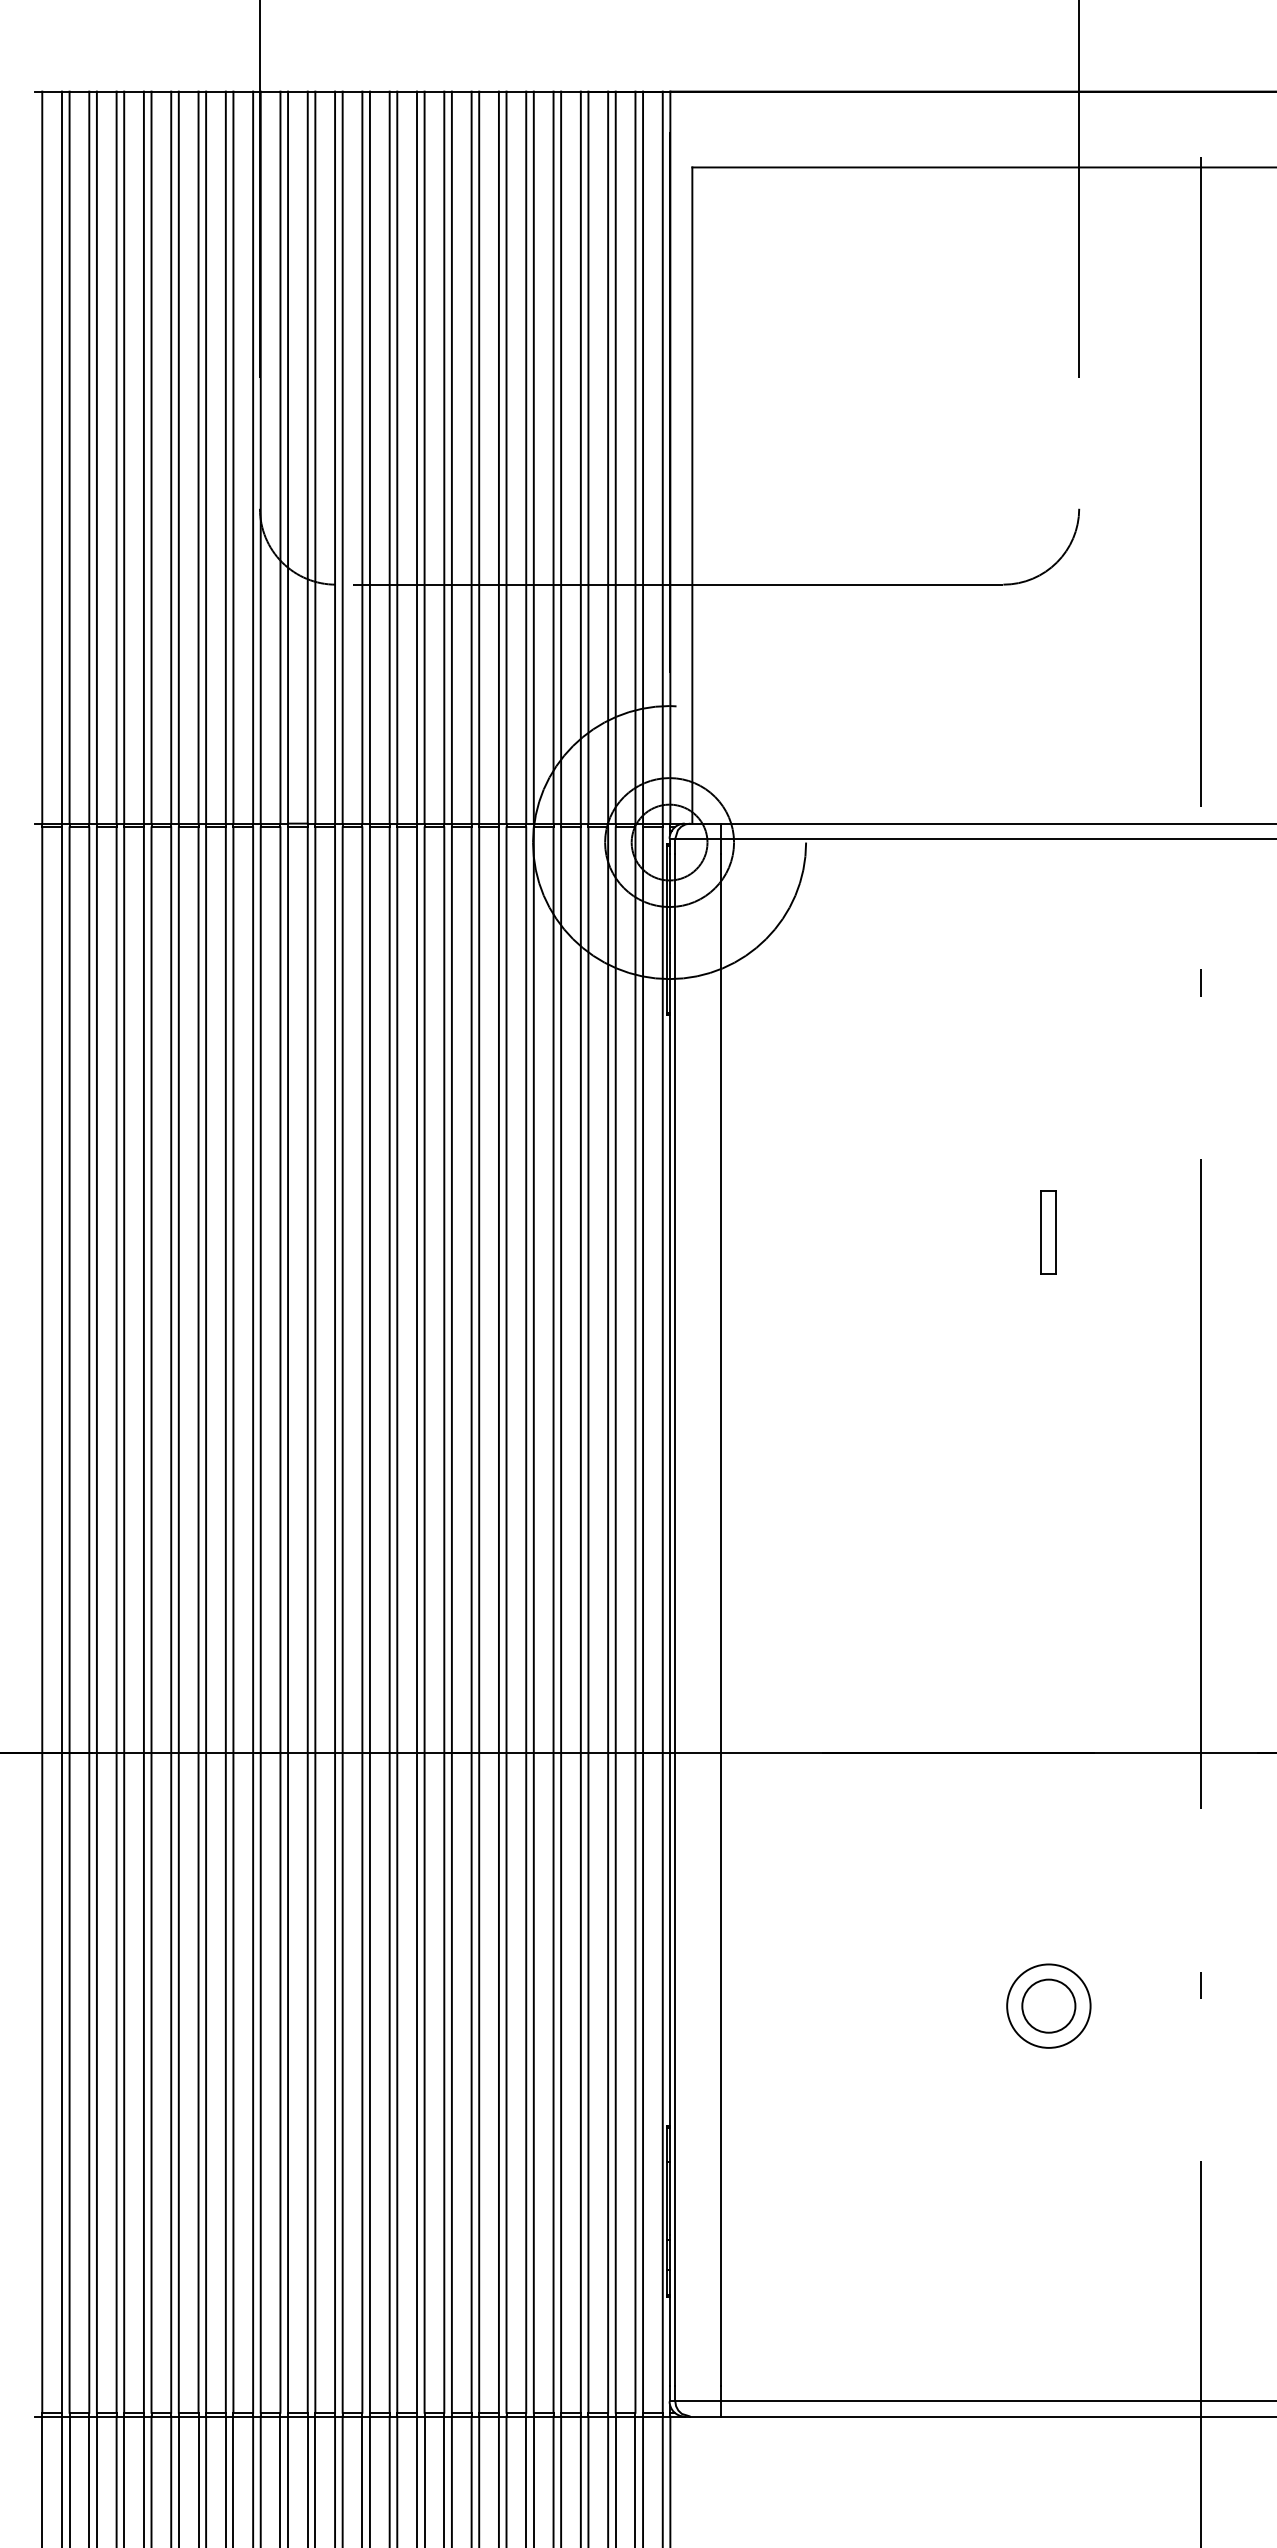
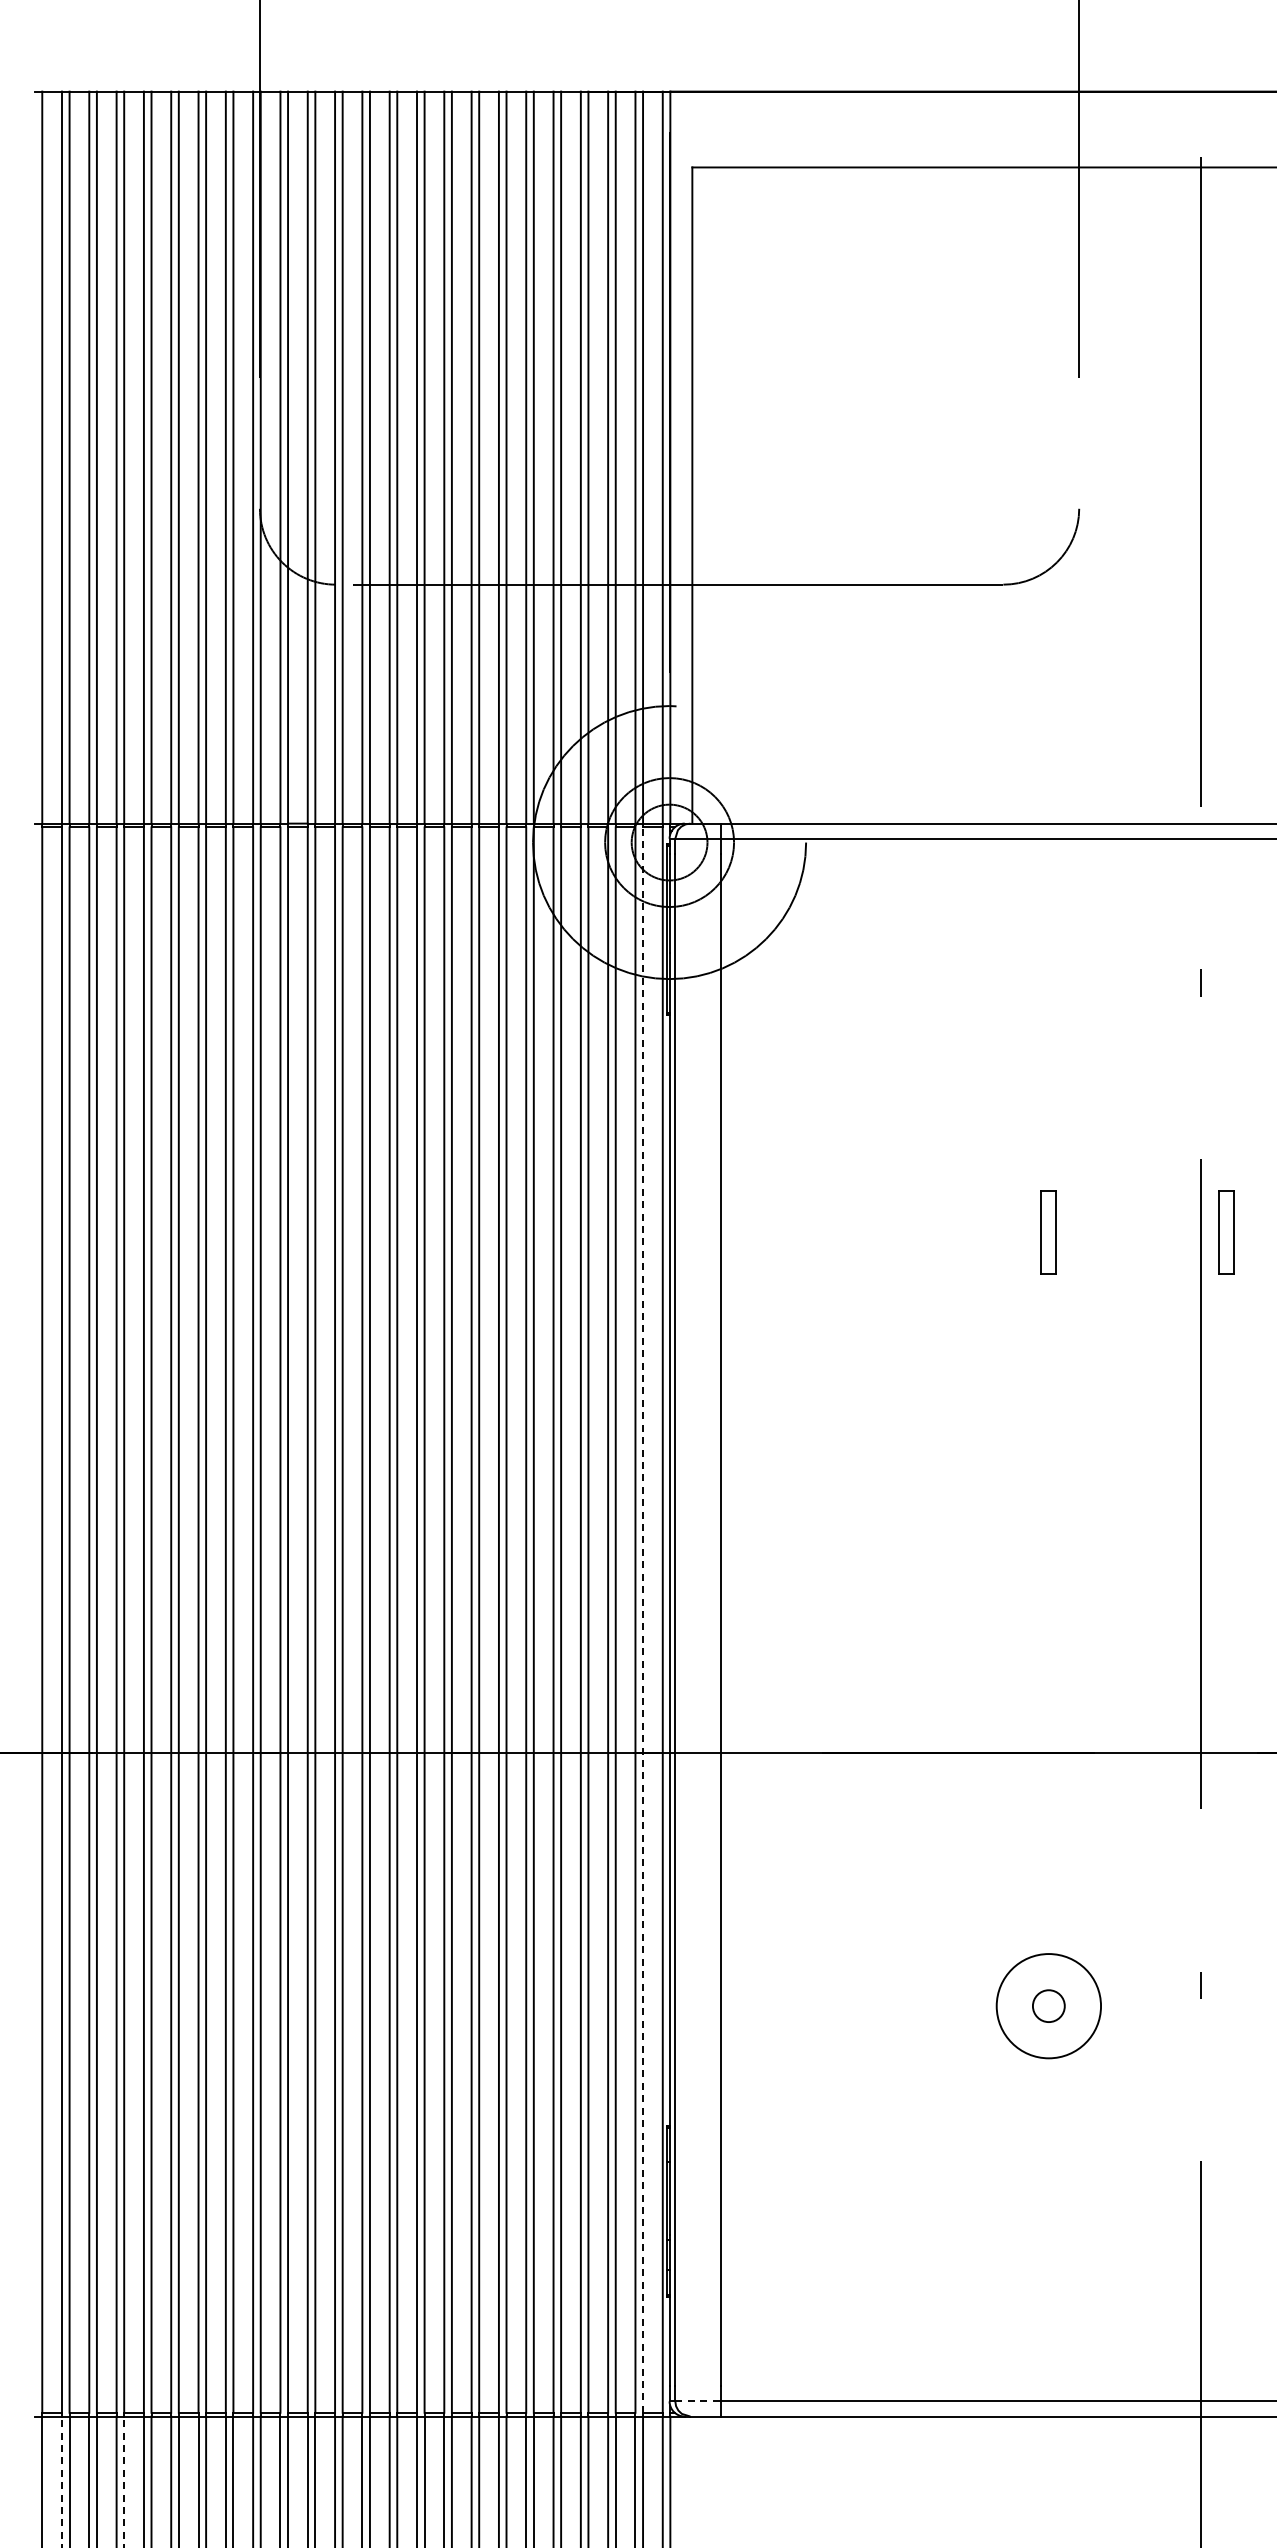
part: none -> present (1226, 1232)
line: solid -> dashed (643, 1620)
circle diameter: 53 px -> 32 px (1048, 2006)
circle diameter: 83 px -> 104 px (1048, 2006)
line: solid -> dashed (698, 2401)
line: solid -> dashed (62, 2481)
line: solid -> dashed (124, 2481)
